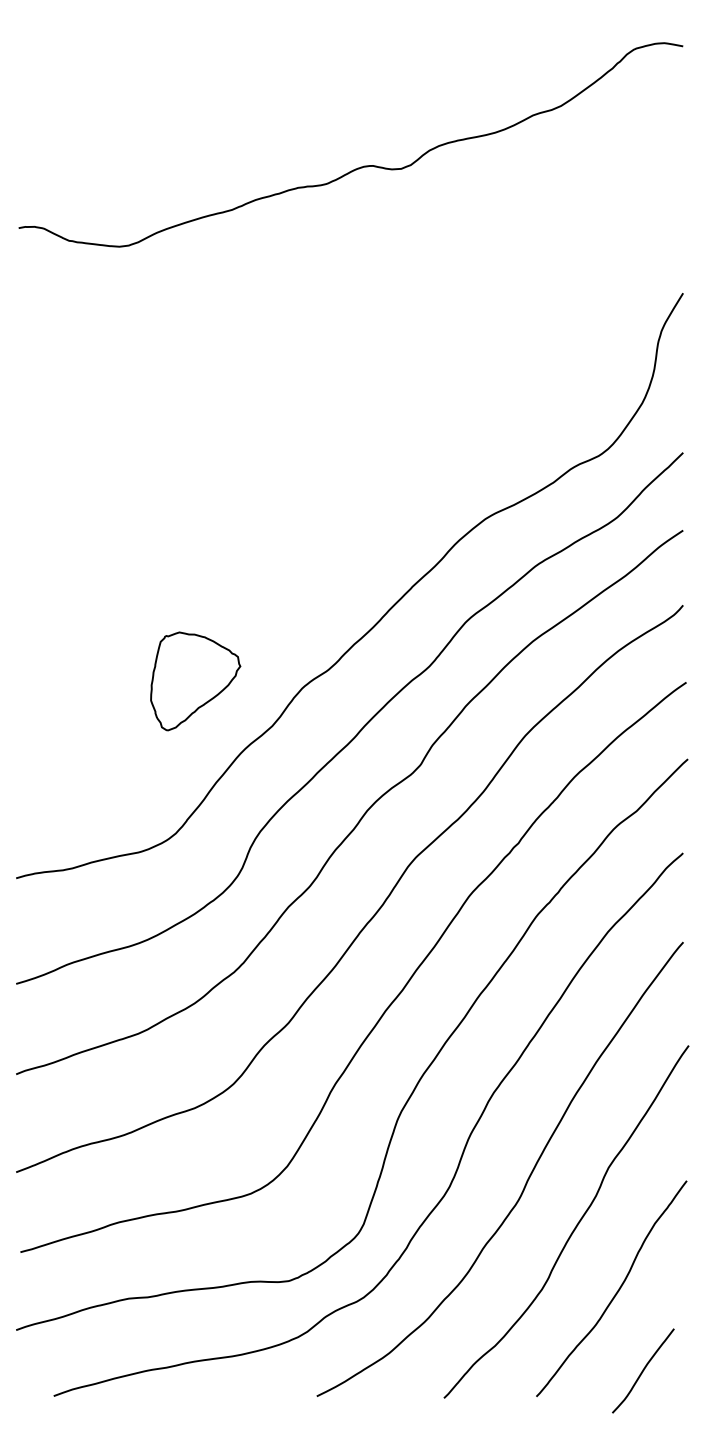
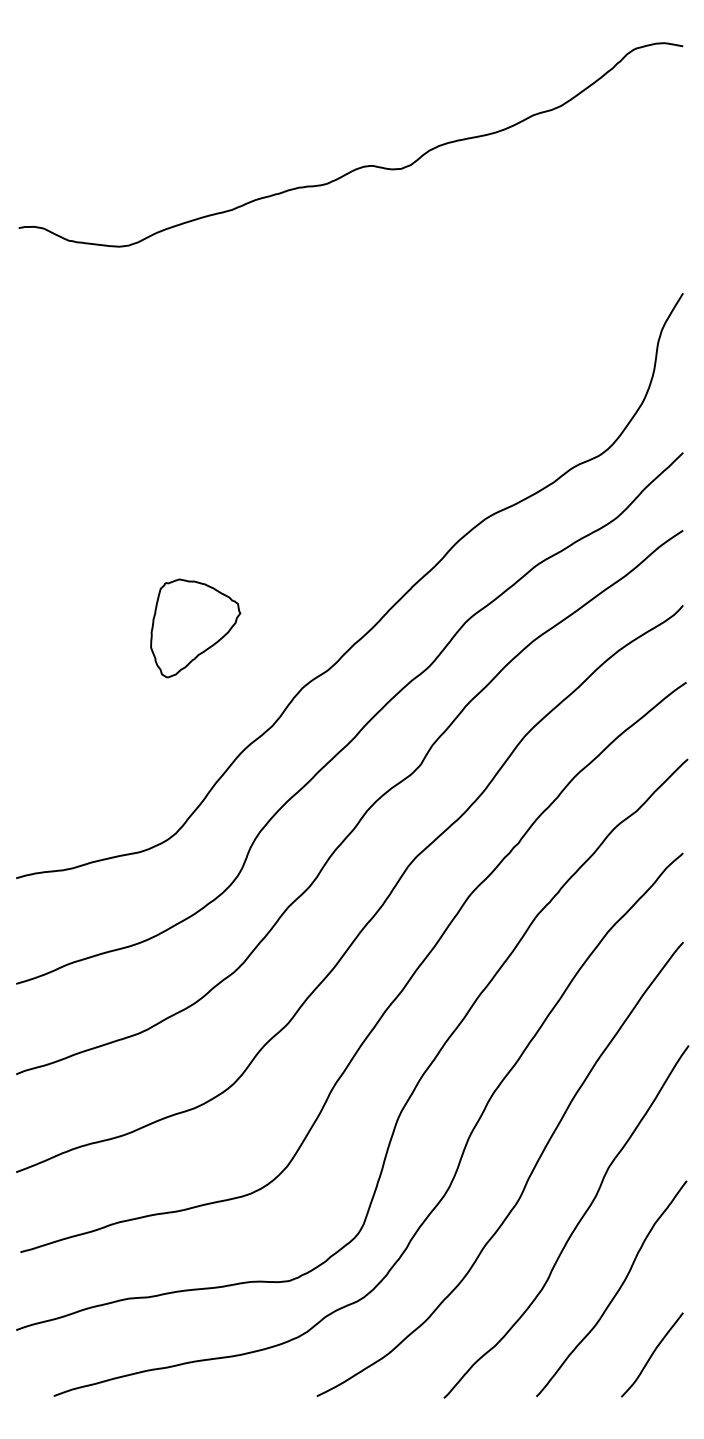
part position: (195, 681) -> (195, 628) (195, 628)
curve position: (643, 1370) -> (652, 1354) (652, 1354)
